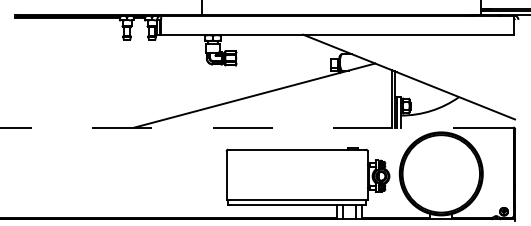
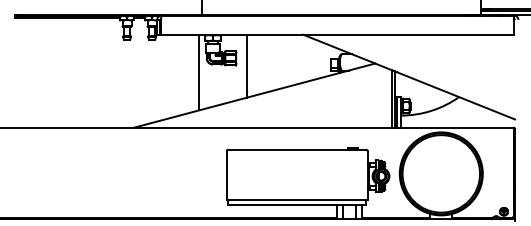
line: none -> present (247, 65)
line: none -> present (199, 72)
line: dashed -> solid (256, 127)
